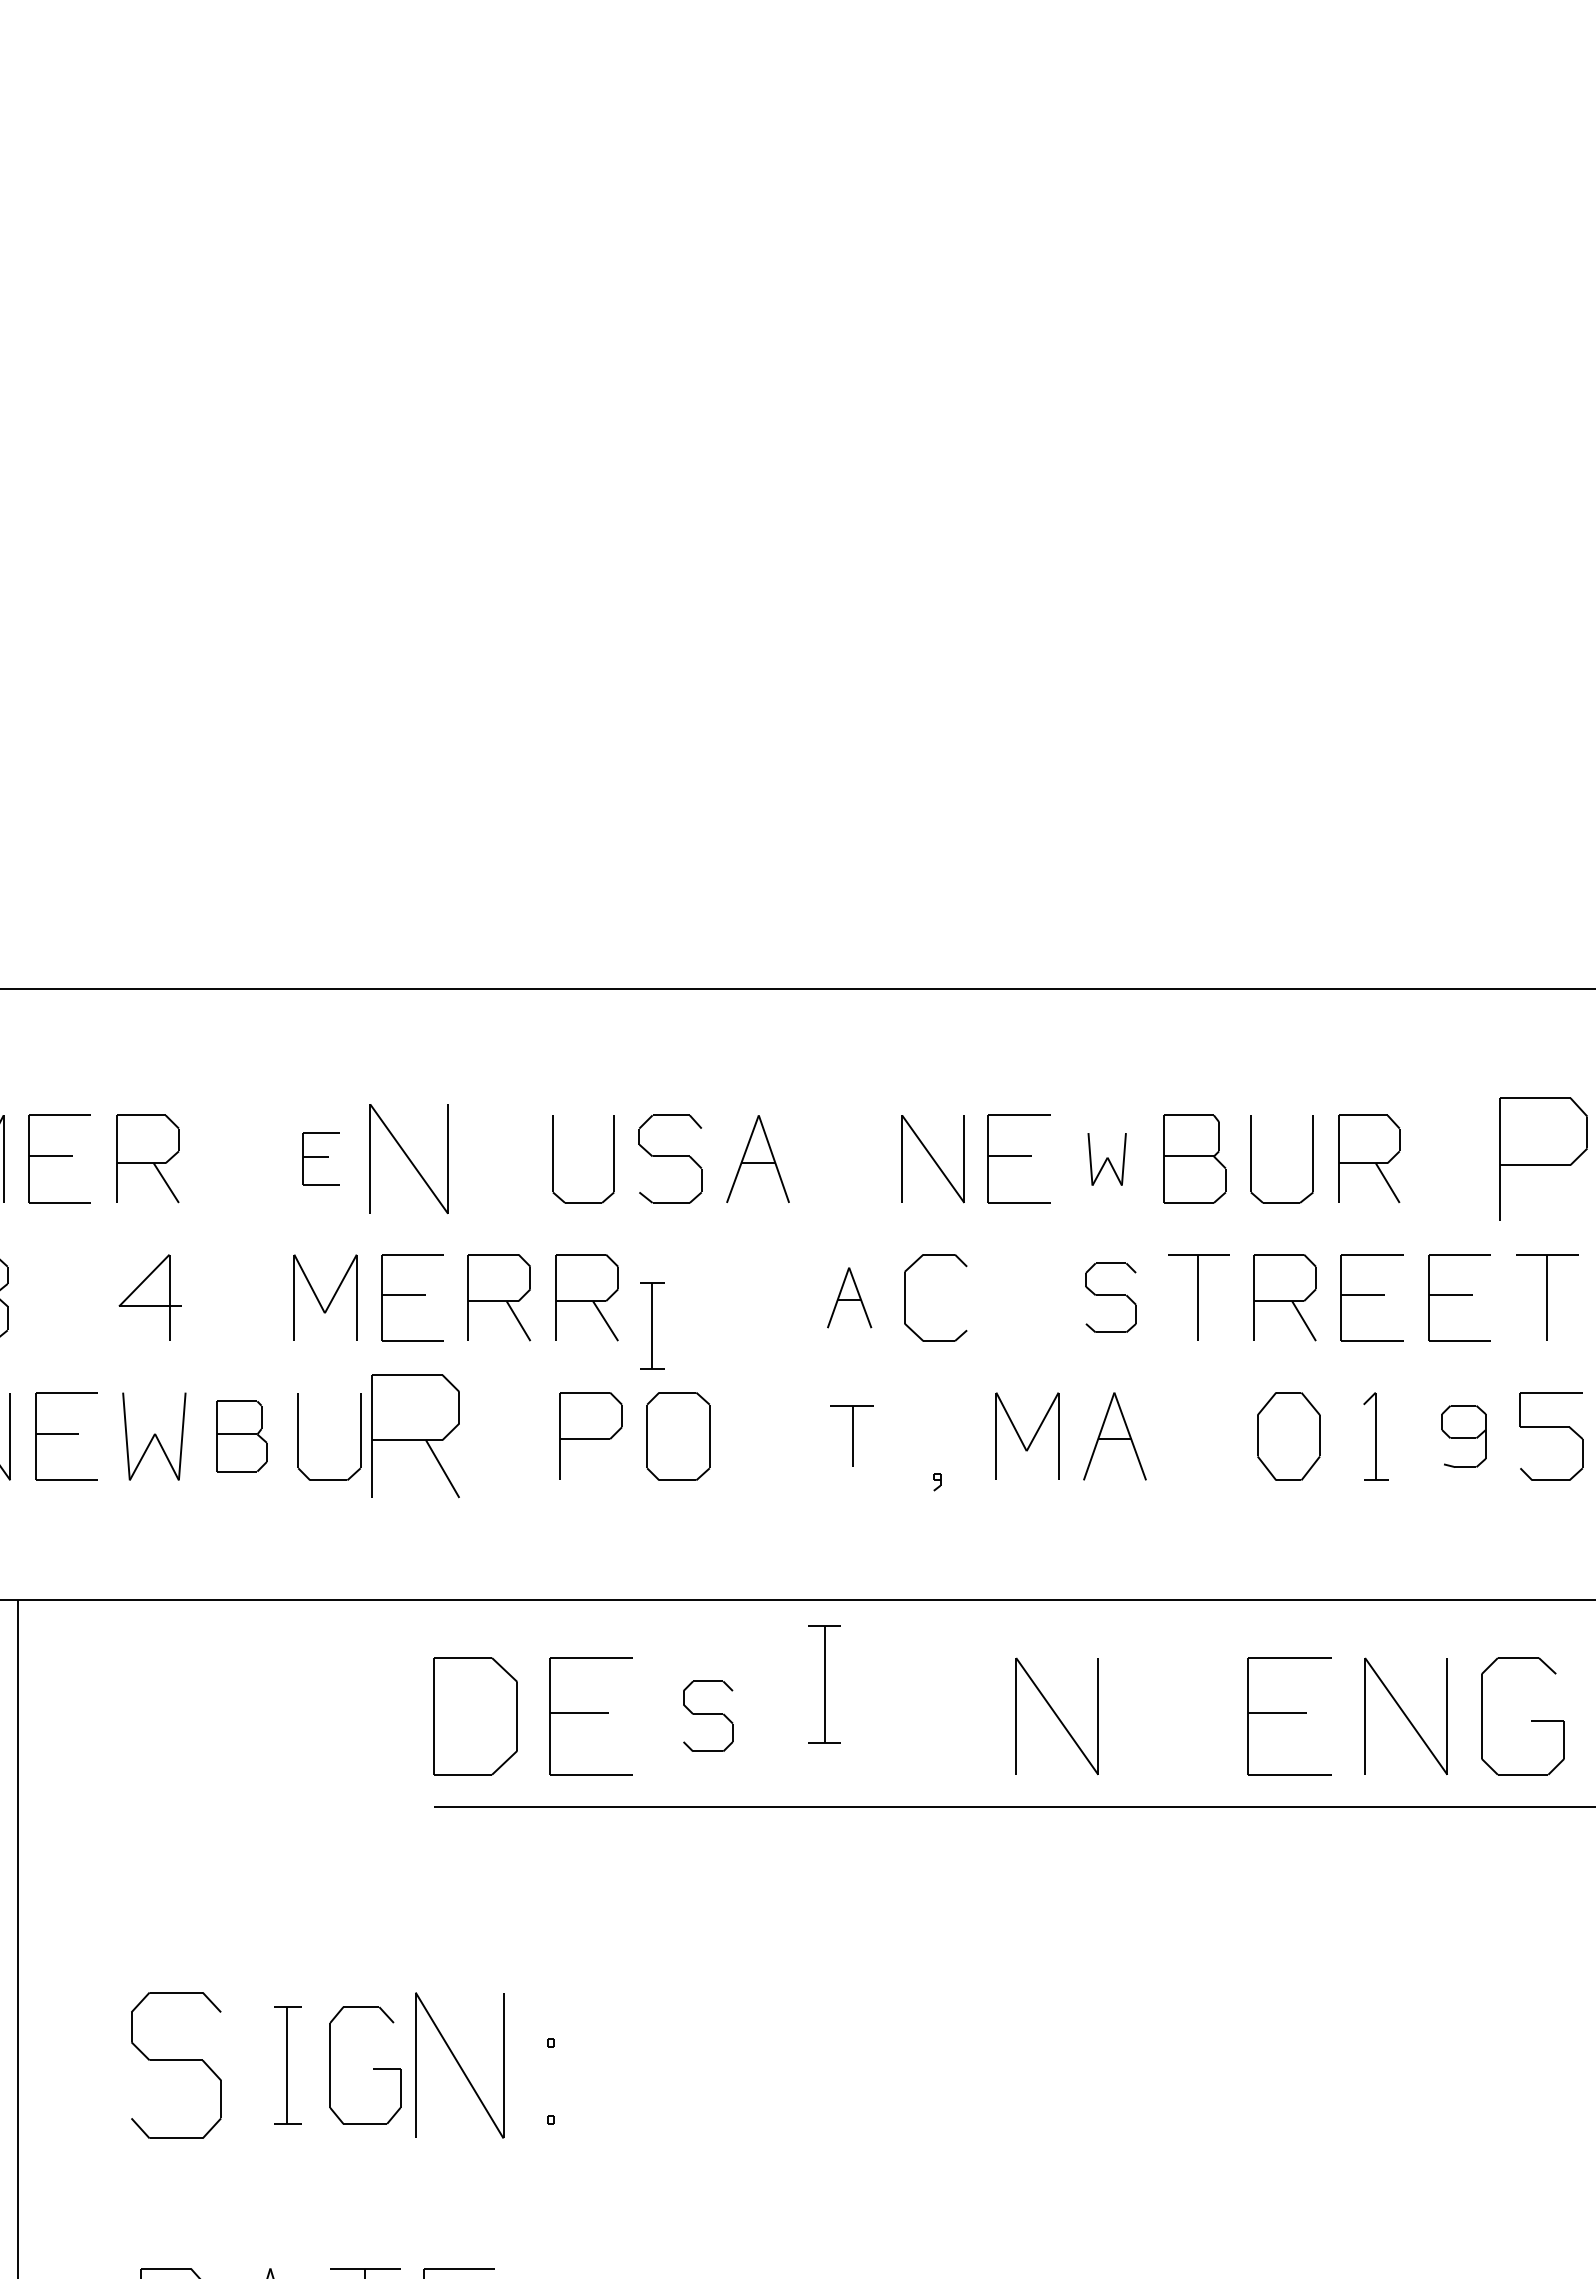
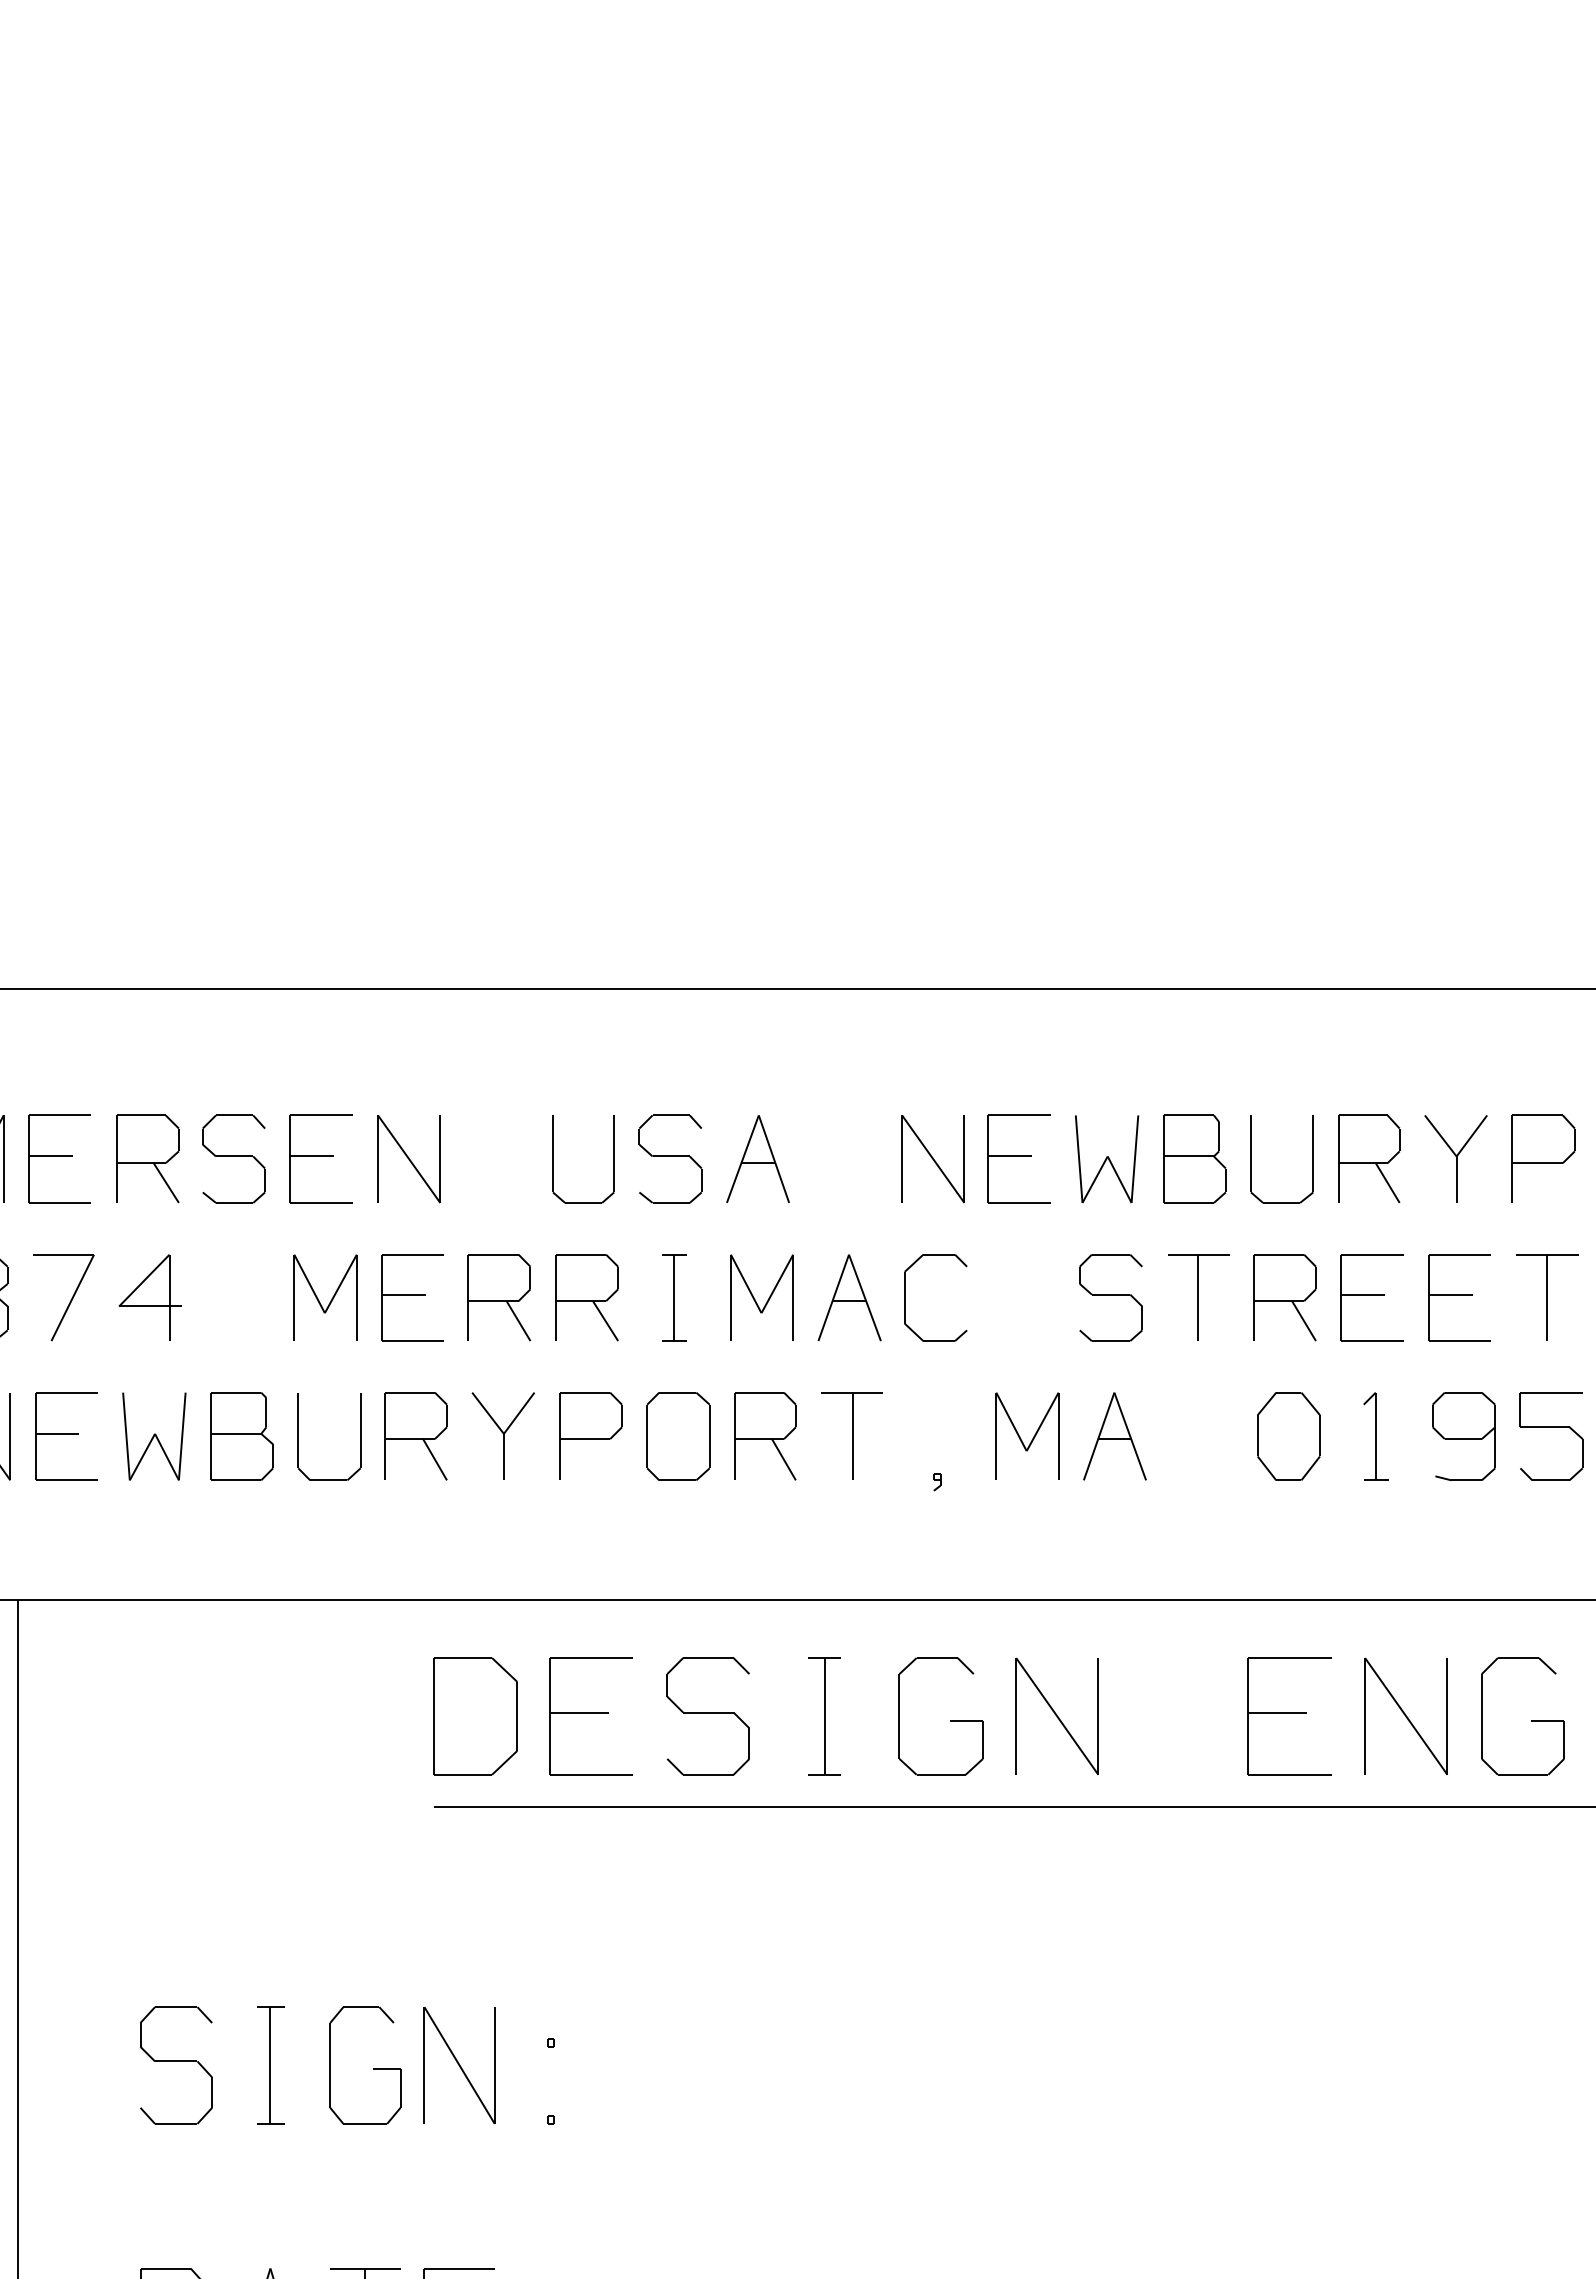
part: none -> present (233, 1158)
part size: 38x54 px -> 64x90 px (320, 1158)
part size: 80x110 px -> 64x89 px (408, 1159)
part: none -> present (1455, 1158)
part size: 89x124 px -> 65x89 px (1543, 1158)
part size: 40x53 px -> 65x89 px (1107, 1159)
part size: 46x62 px -> 65x88 px (849, 1297)
part size: 52x71 px -> 64x88 px (1110, 1297)
part: none -> present (755, 1299)
part: none -> present (70, 1300)
part position: (652, 1325) -> (674, 1297) (674, 1297)
part: none -> present (502, 1435)
part size: 44x62 px -> 62x88 px (851, 1435)
part size: 52x73 px -> 64x89 px (241, 1436)
part size: 89x125 px -> 64x89 px (415, 1436)
part: none -> present (765, 1436)
part size: 46x63 px -> 64x89 px (1463, 1436)
part position: (824, 1684) -> (824, 1716) (824, 1716)
part size: 51x72 px -> 84x119 px (707, 1716)
part: none -> present (950, 1720)
part size: 91x147 px -> 73x119 px (176, 2065)
part position: (287, 2065) -> (270, 2065) (270, 2065)
part size: 90x147 px -> 73x117 px (459, 2065)
